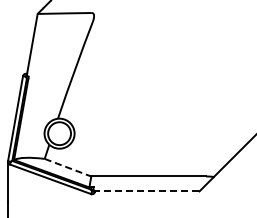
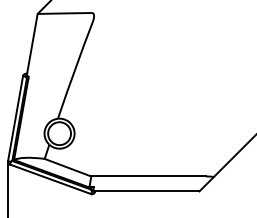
line: dashed -> solid (68, 167)
line: dashed -> solid (146, 191)
